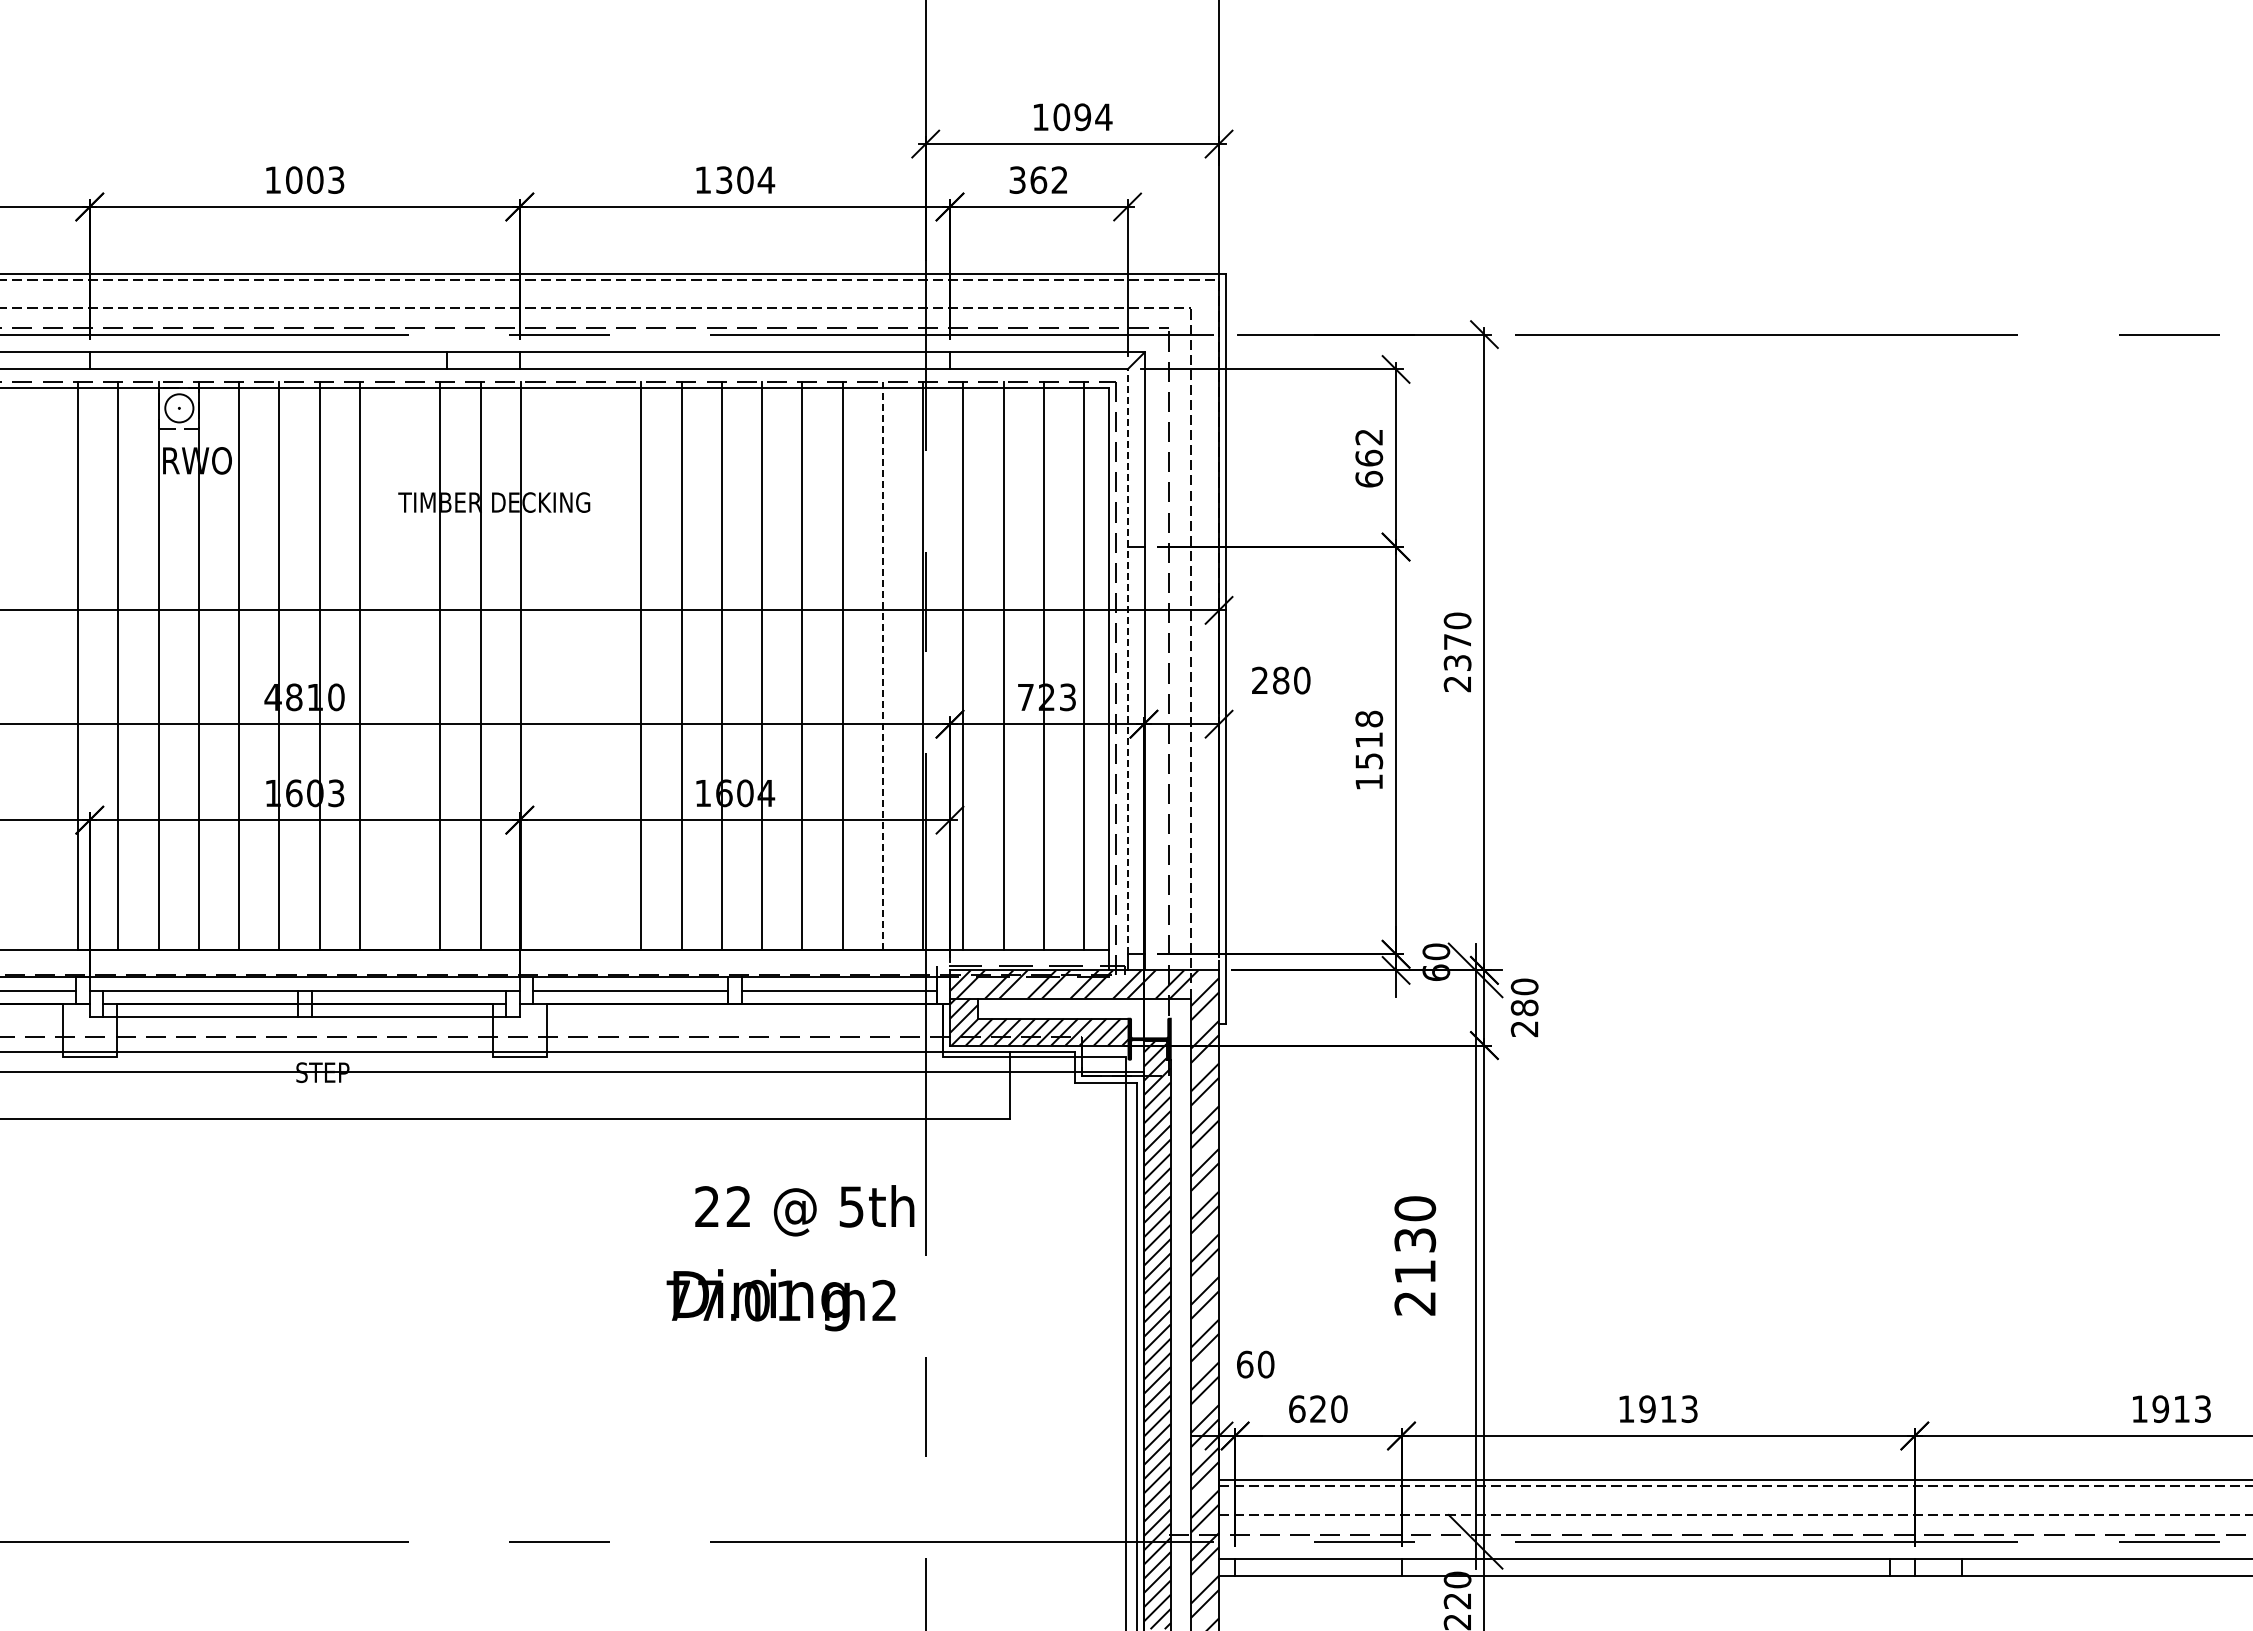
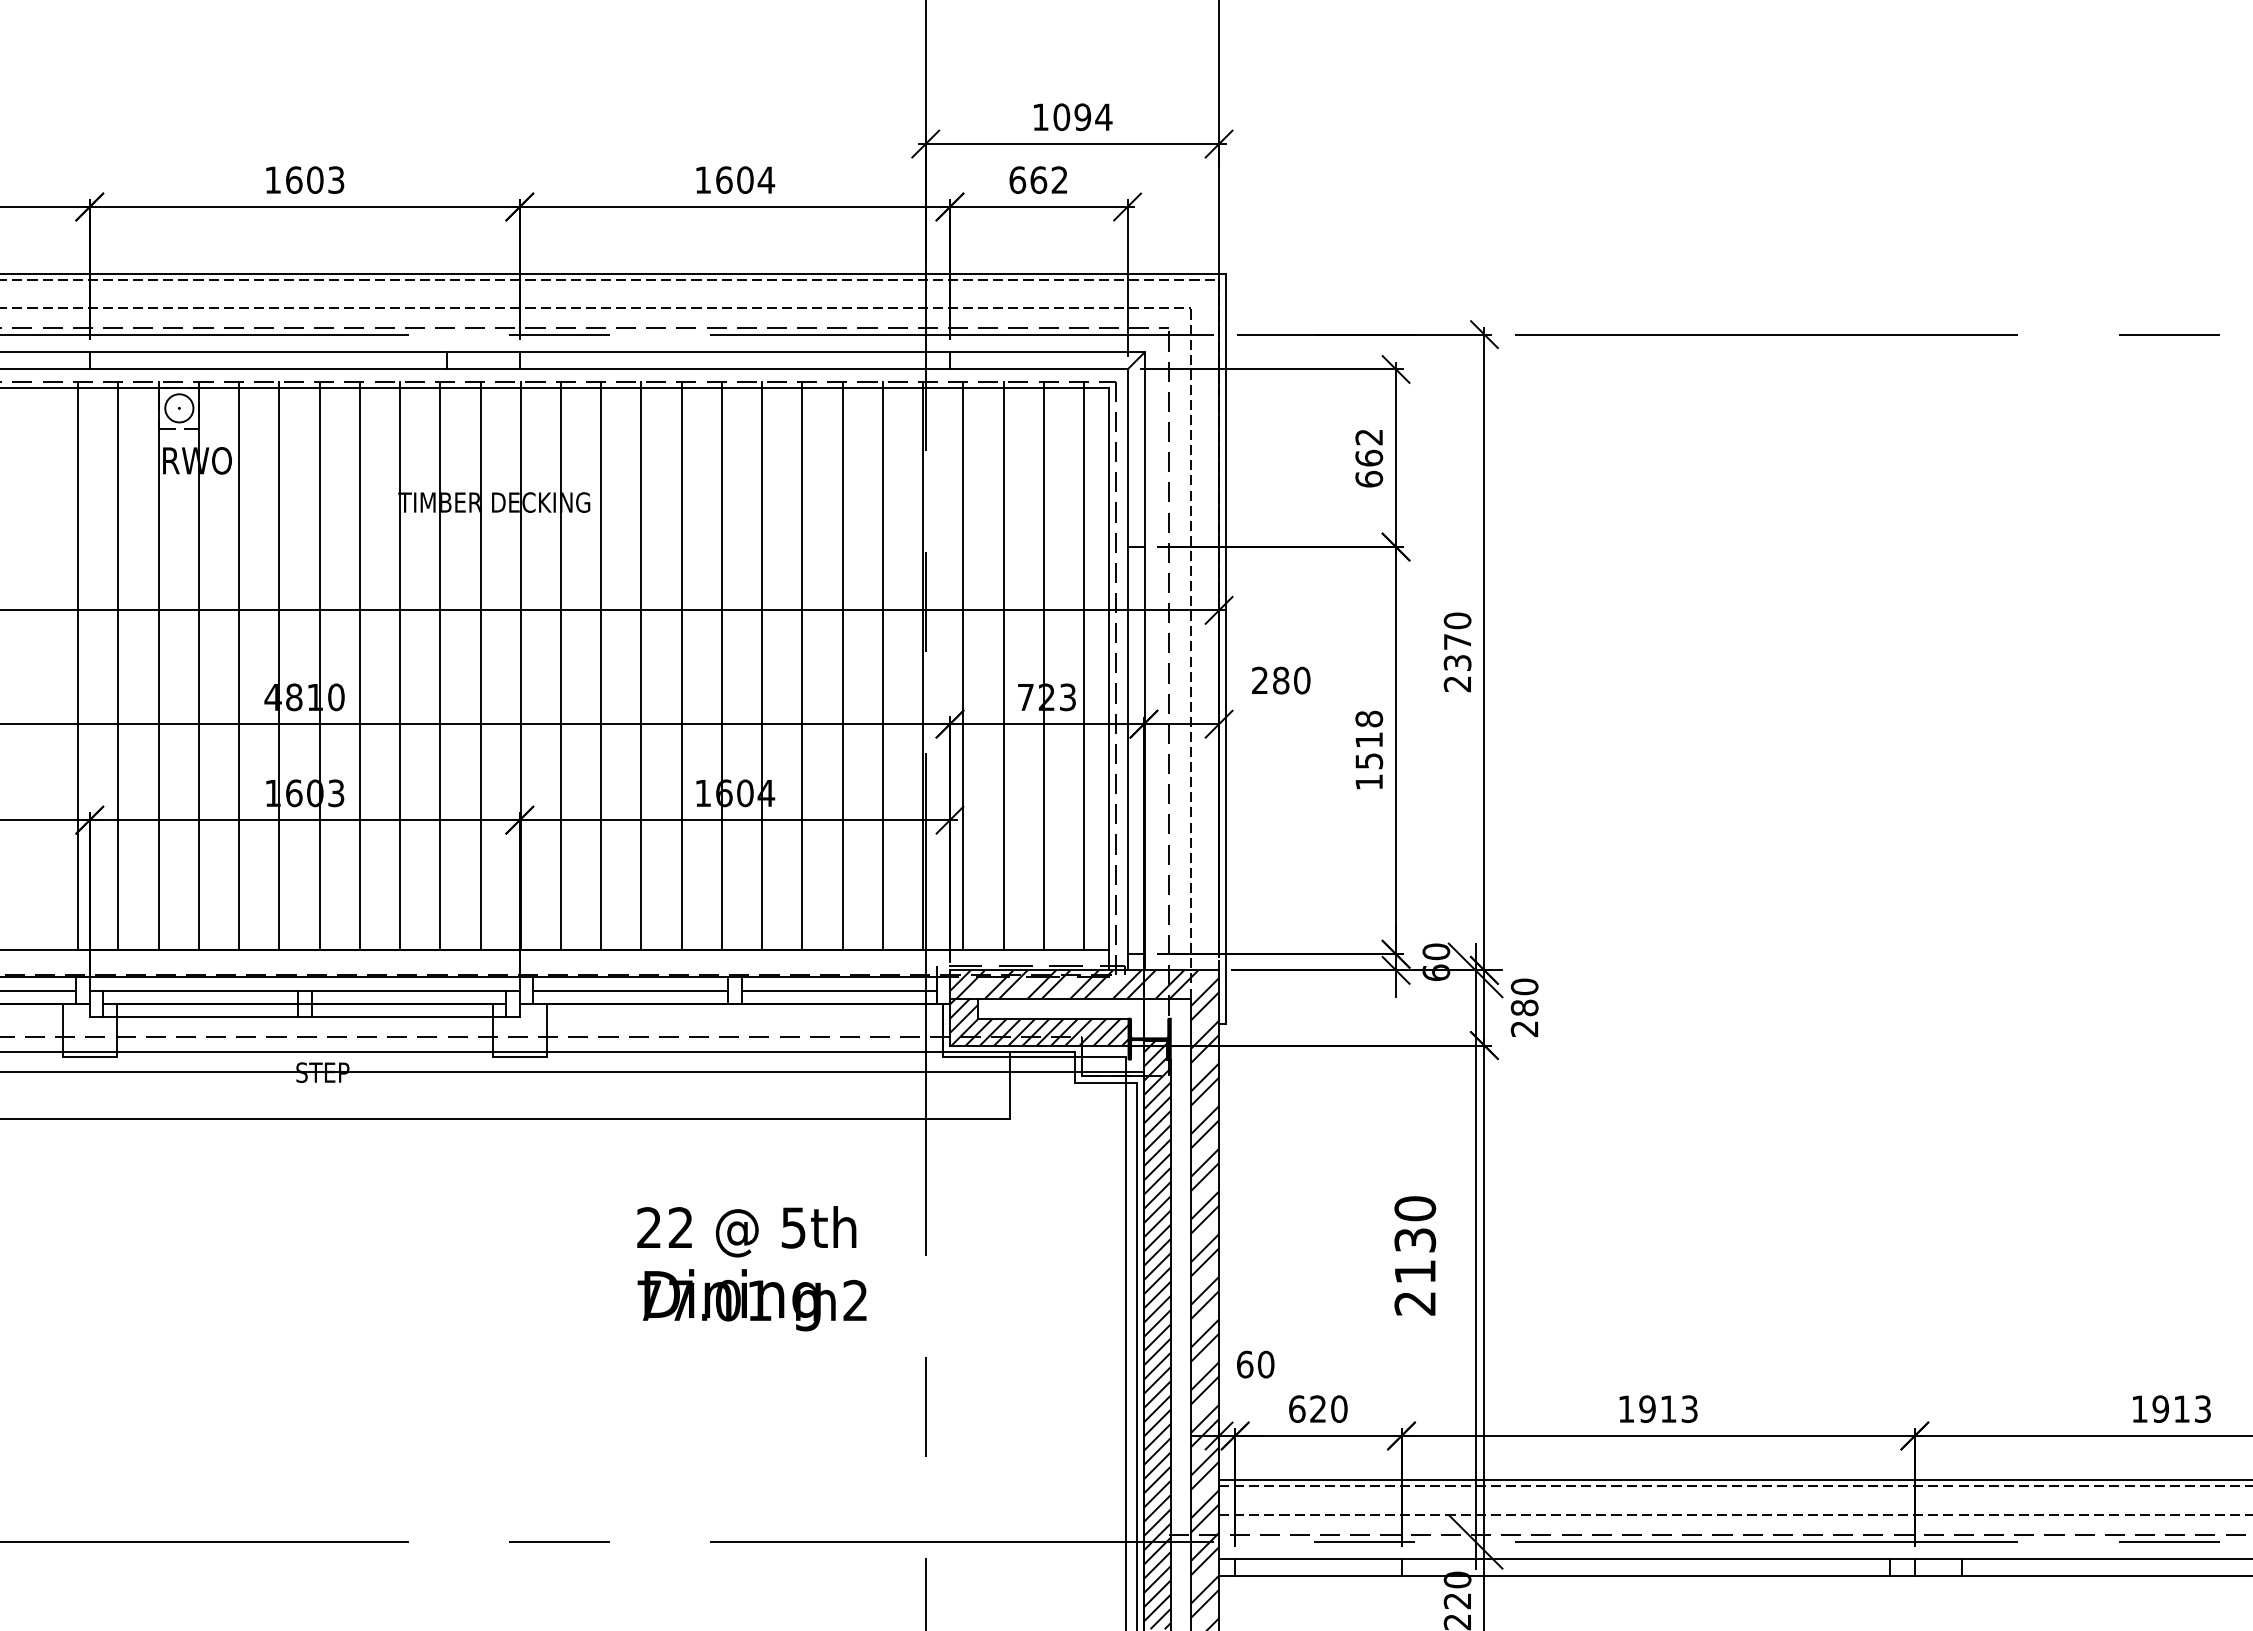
text: 1003 -> 1603 (294, 179)
text: 1304 -> 1604 (724, 179)
text: 362 -> 662 (1017, 179)
line: dashed -> solid (1127, 661)
line: none -> present (400, 665)
line: none -> present (561, 665)
line: none -> present (601, 665)
line: dashed -> solid (882, 665)
text position: (804, 1210) -> (746, 1231) (746, 1231)
text position: (780, 1300) -> (751, 1300) (751, 1300)
